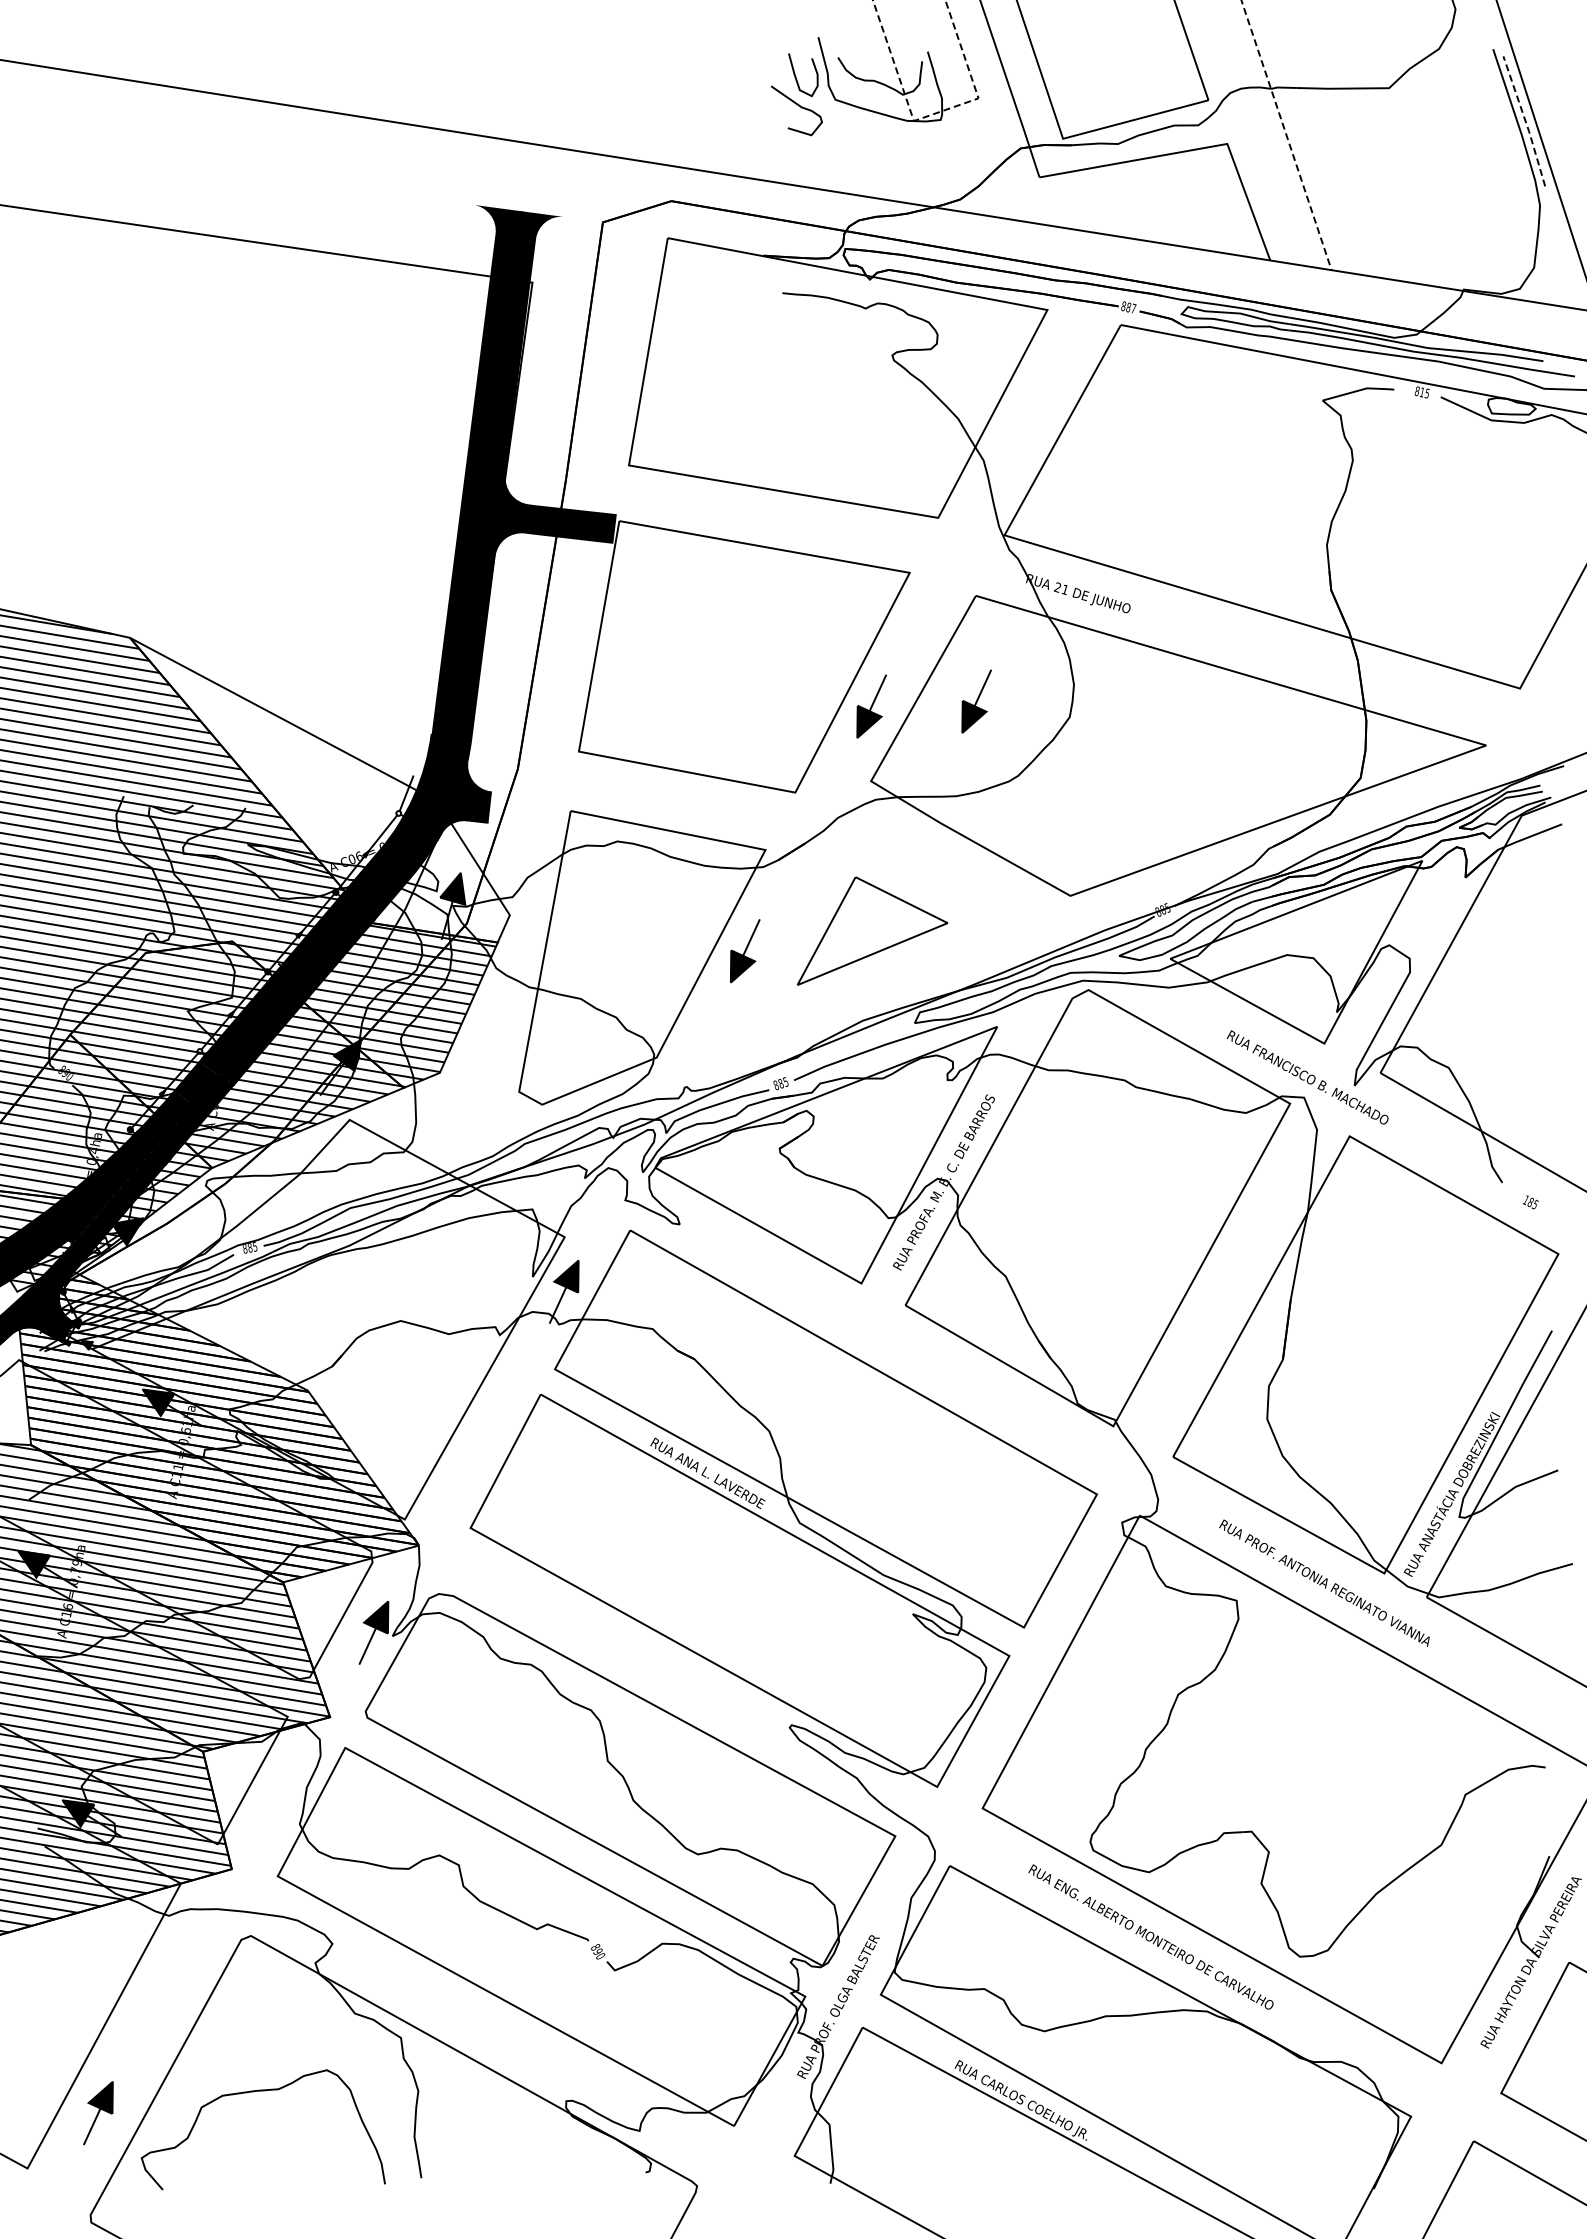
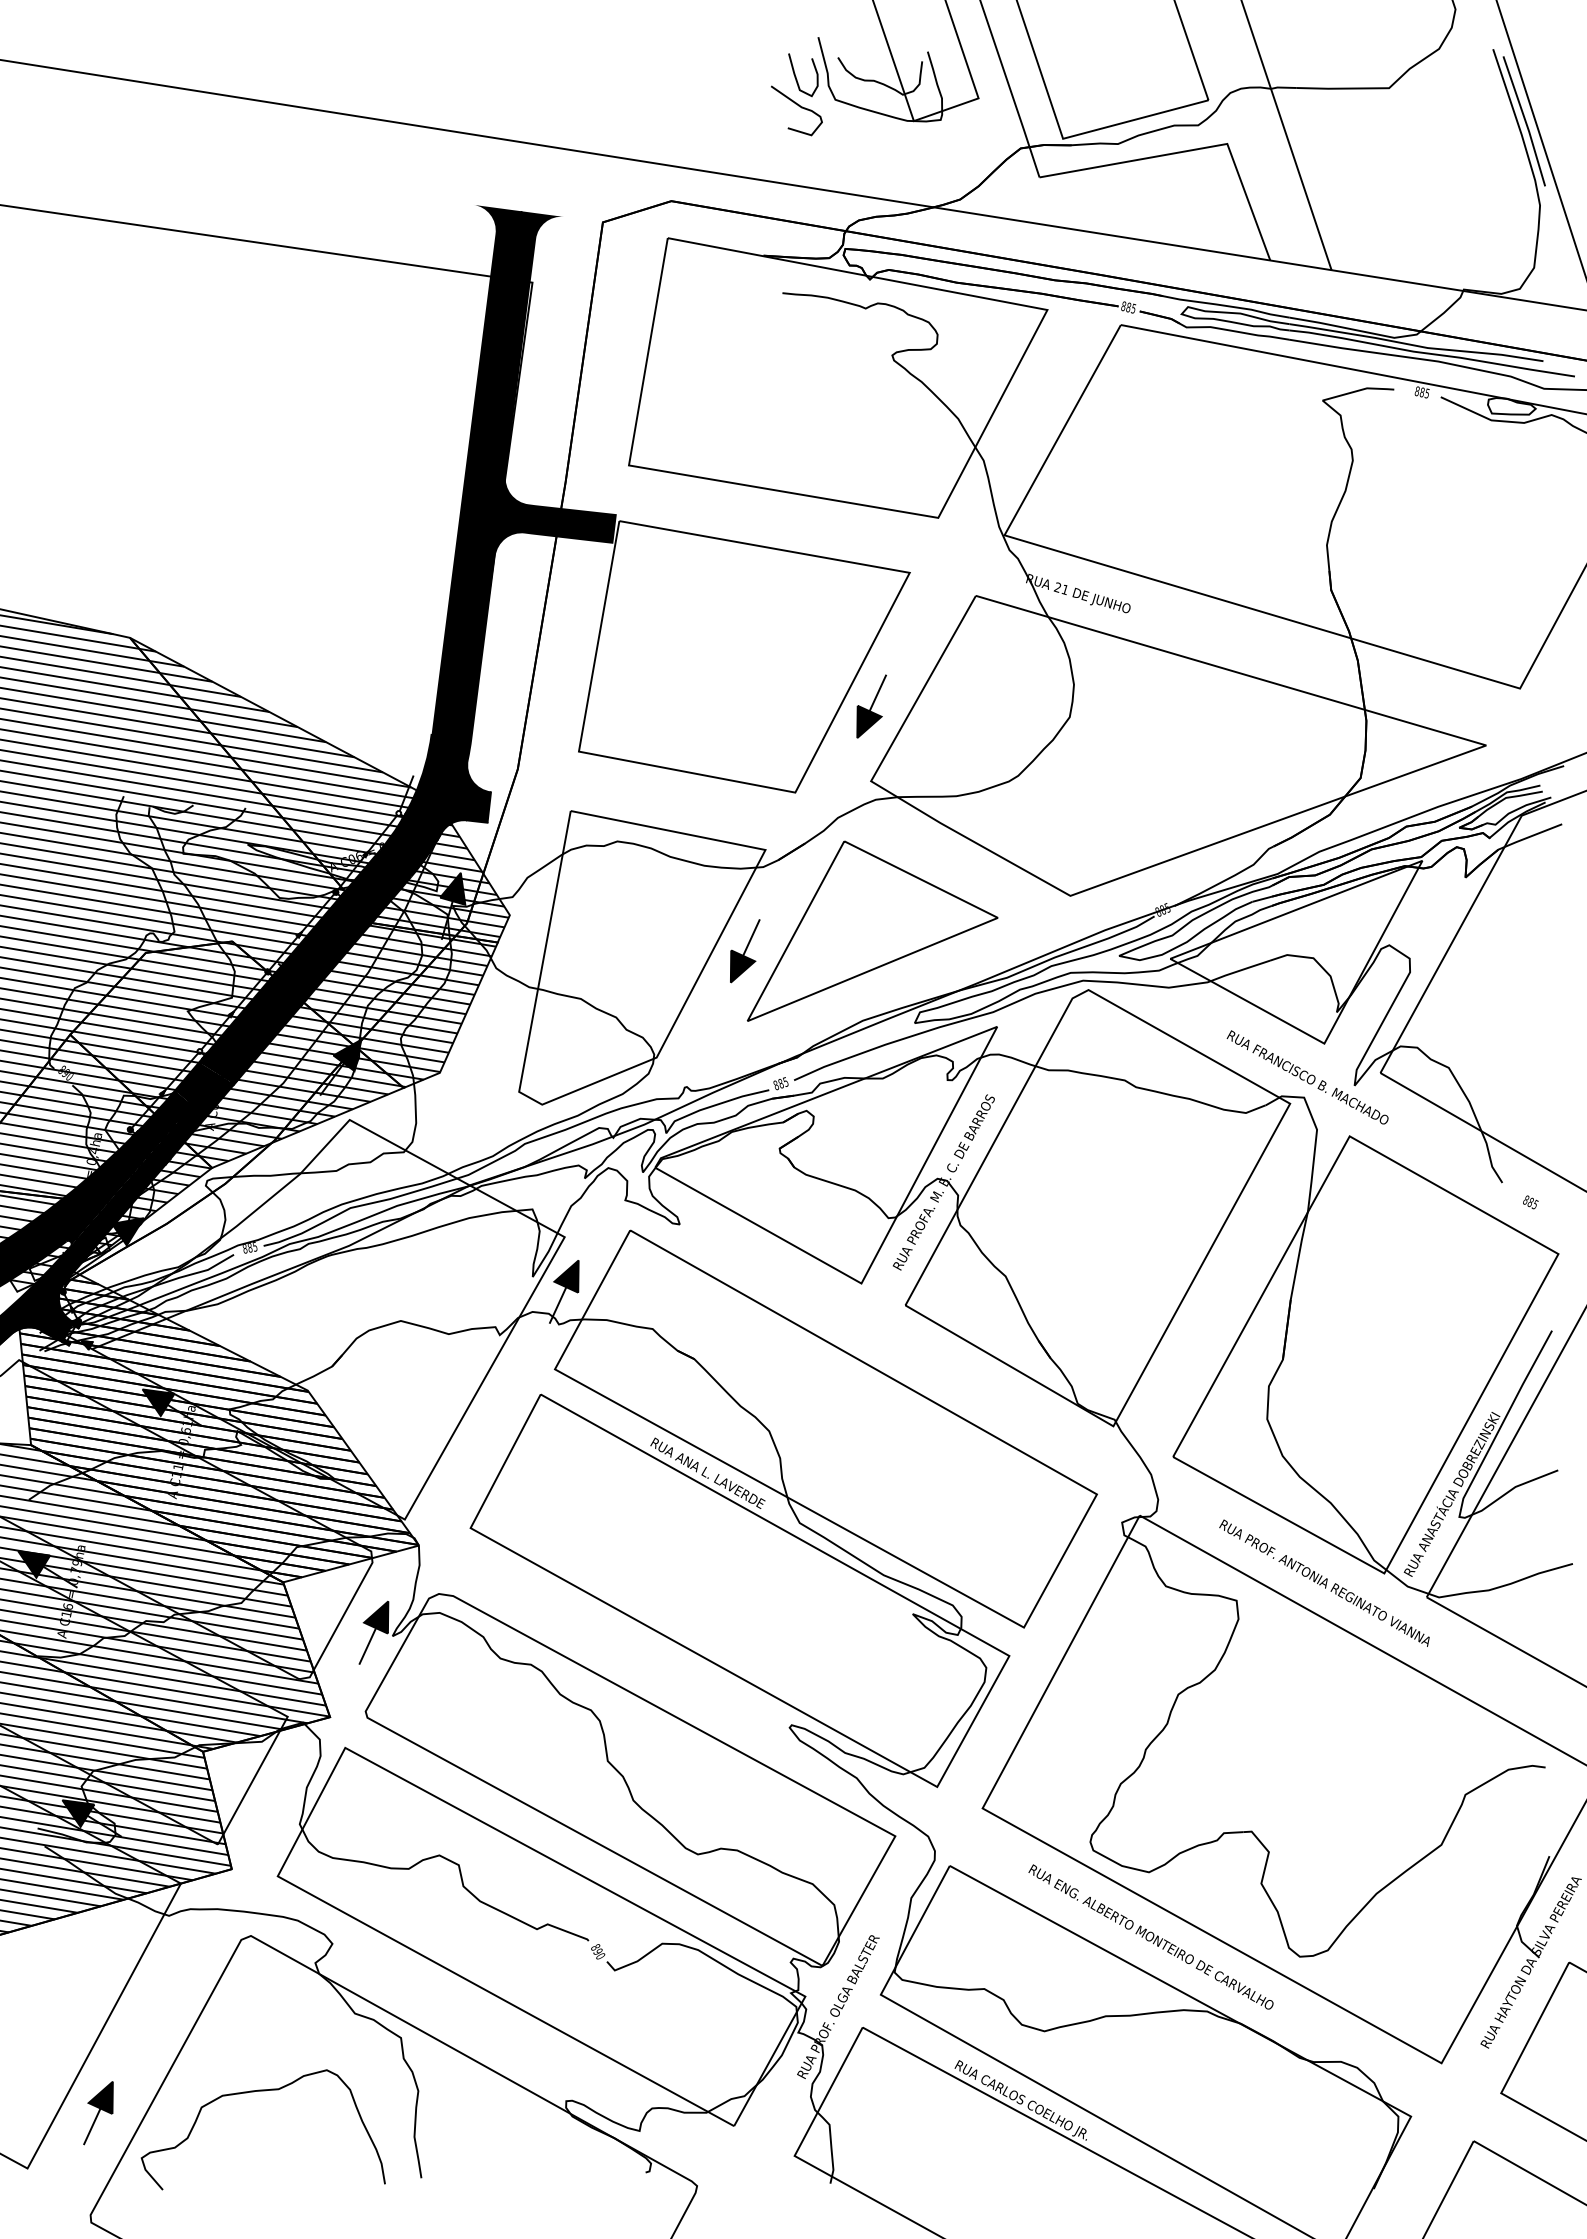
line: dashed -> solid (934, 113)
line: dashed -> solid (1525, 121)
line: dashed -> solid (1286, 135)
text: 887 -> 885 (1133, 308)
text: 815 -> 885 (1421, 392)
part: present -> none (976, 701)
hatch: none -> present (323, 792)
part size: 153x110 px -> 253x182 px (872, 930)
text: 185 -> 885 (1525, 1200)
